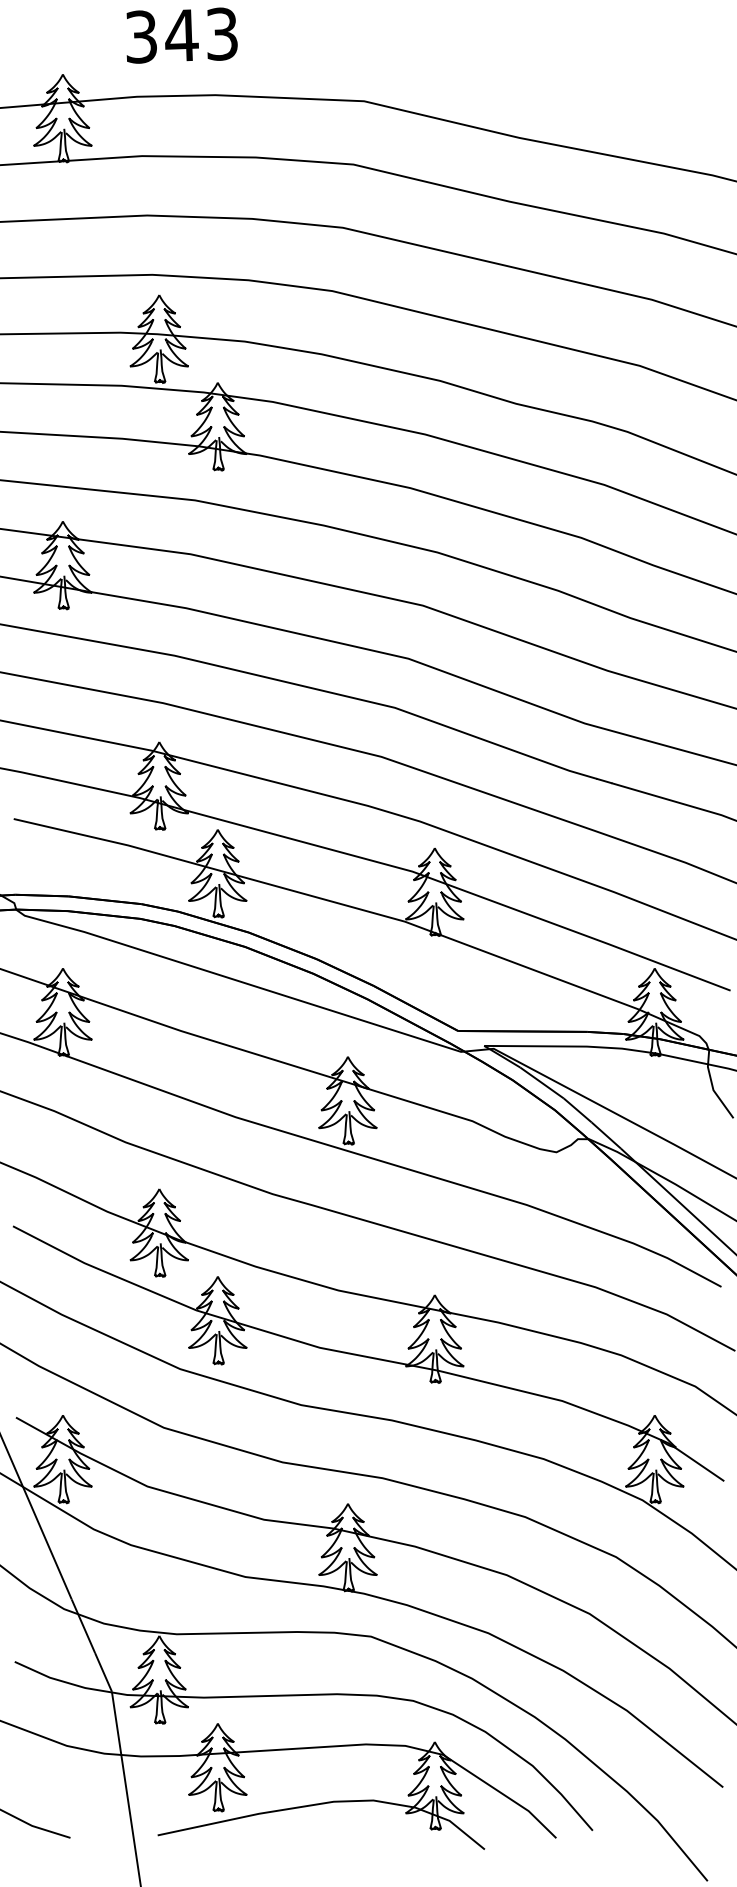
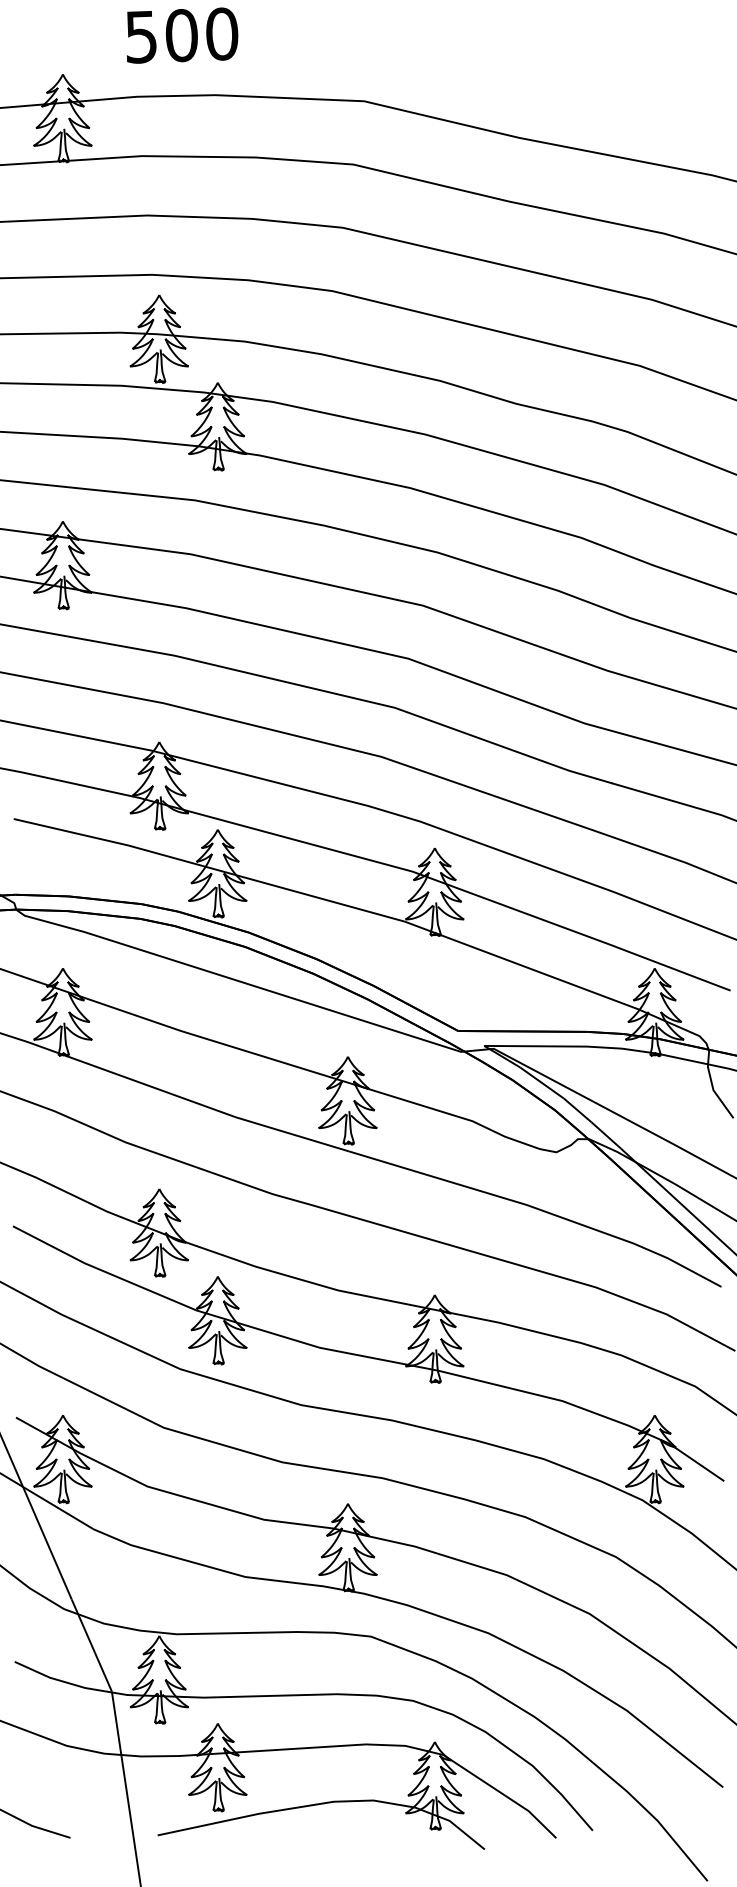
text: 343 -> 500 (182, 35)
